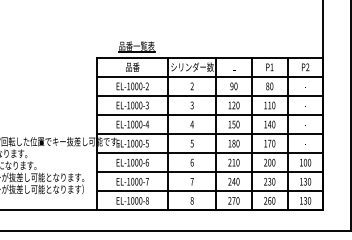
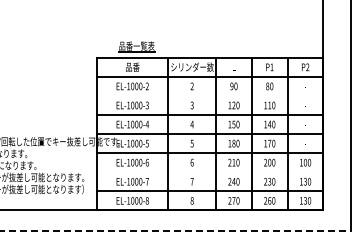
line: present -> none (209, 95)
line: present -> none (209, 172)
line: solid -> dashed (175, 230)
